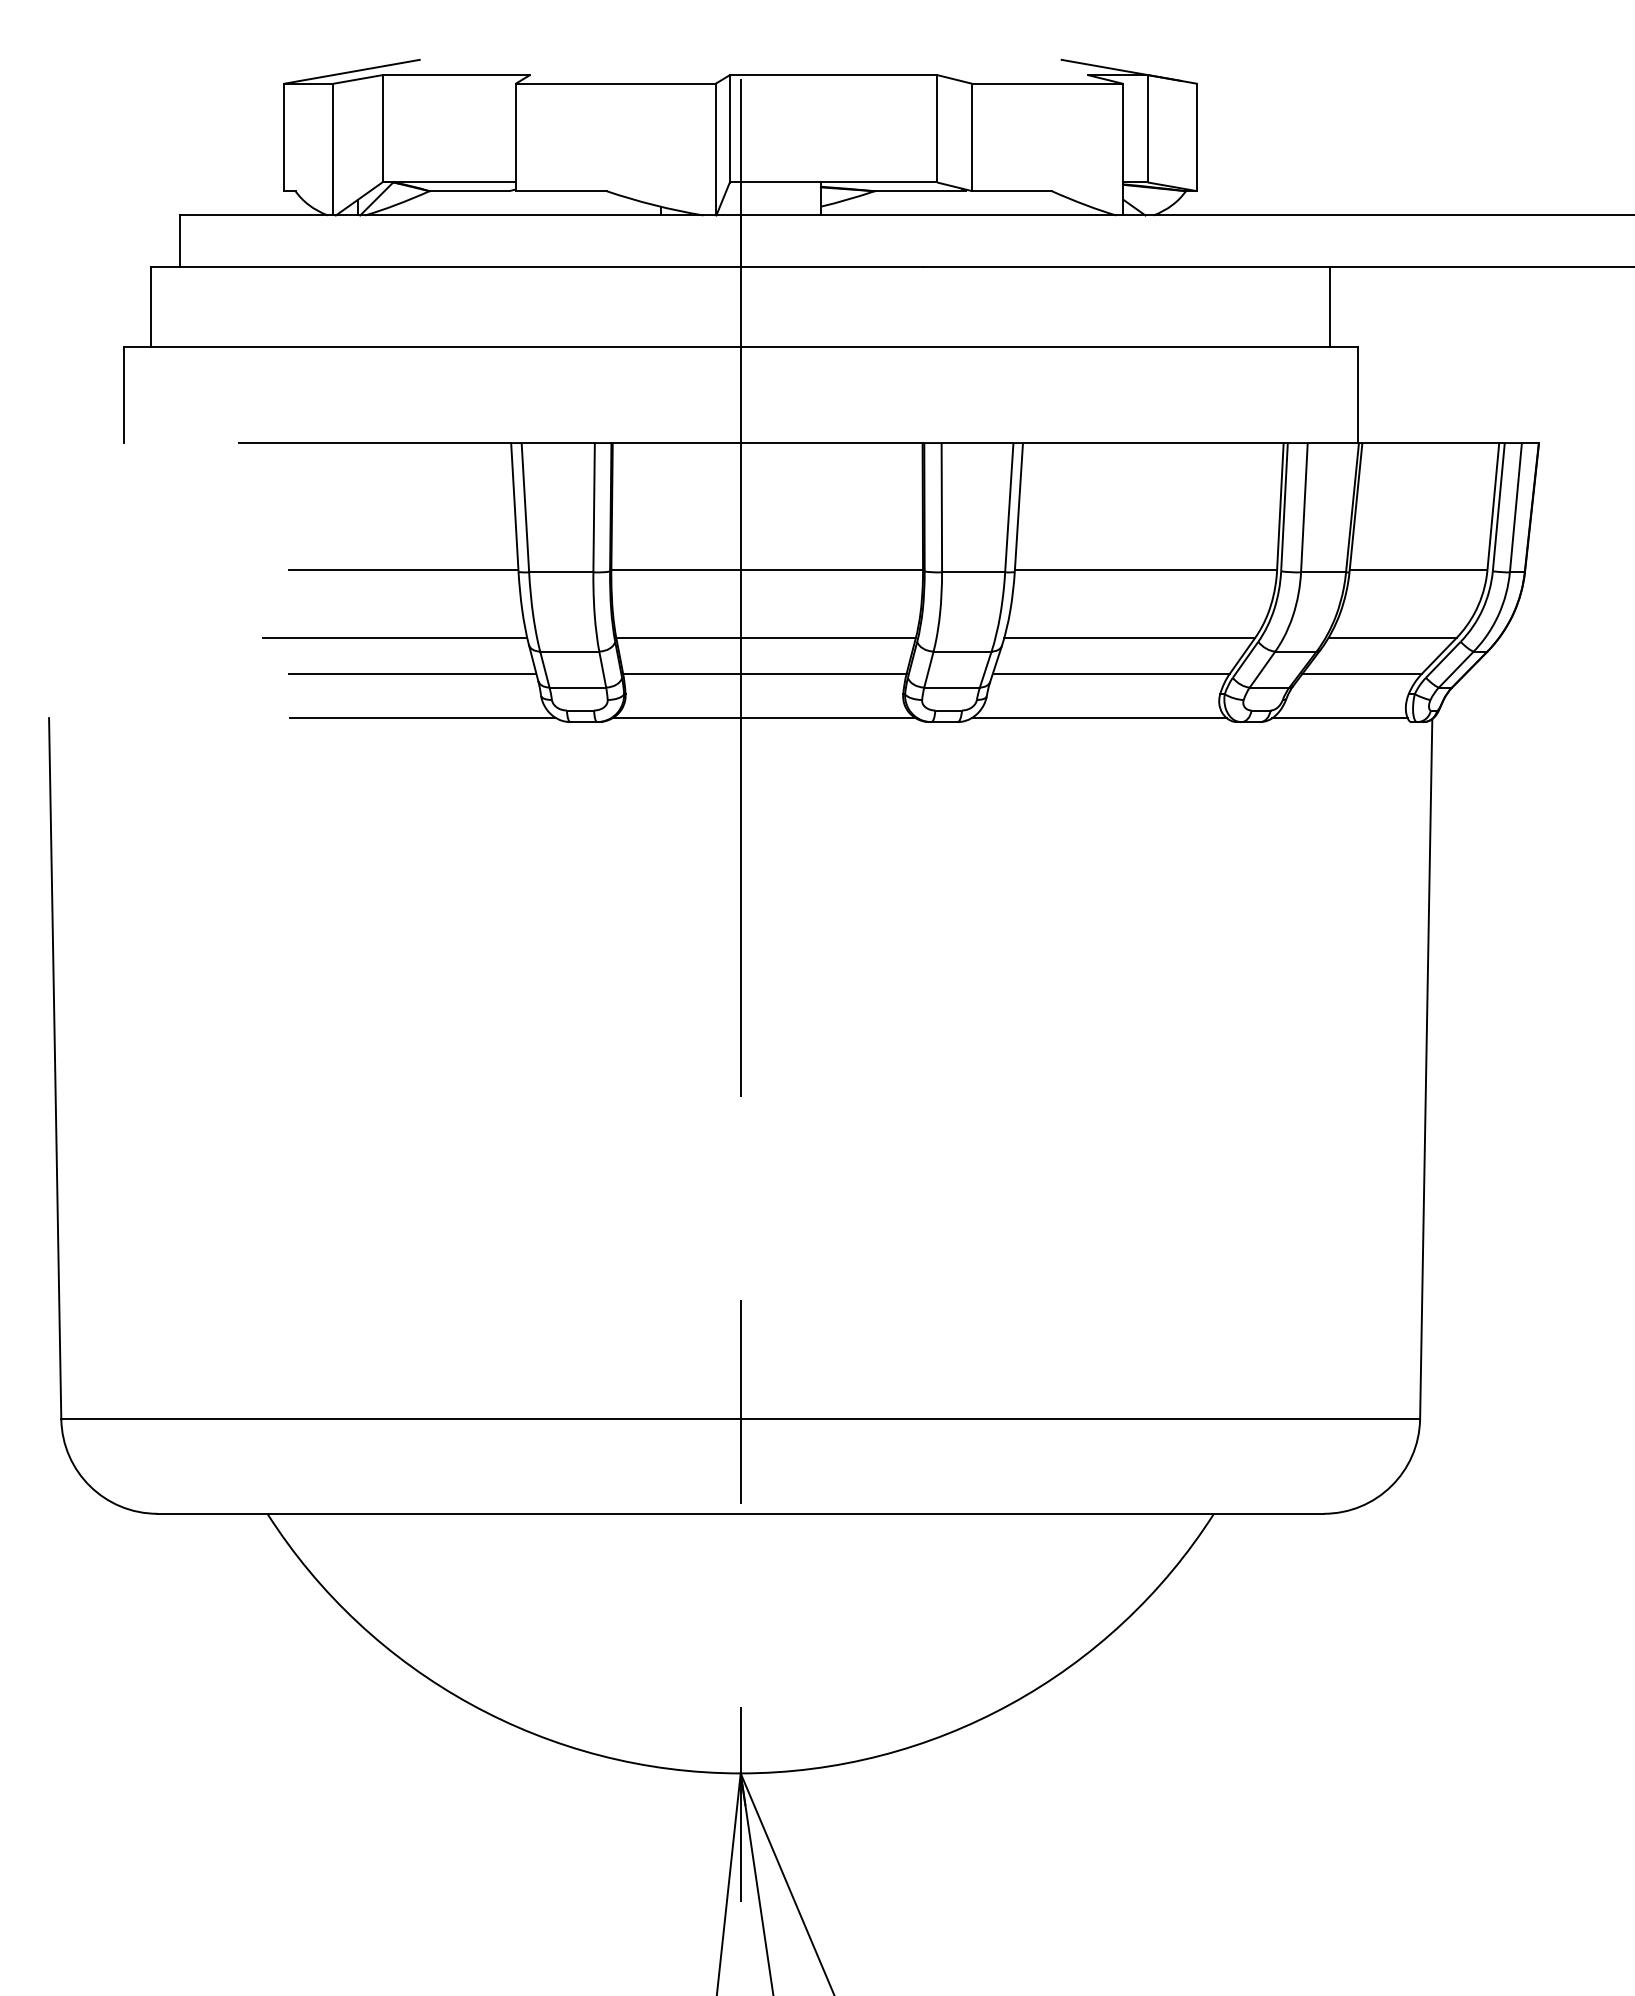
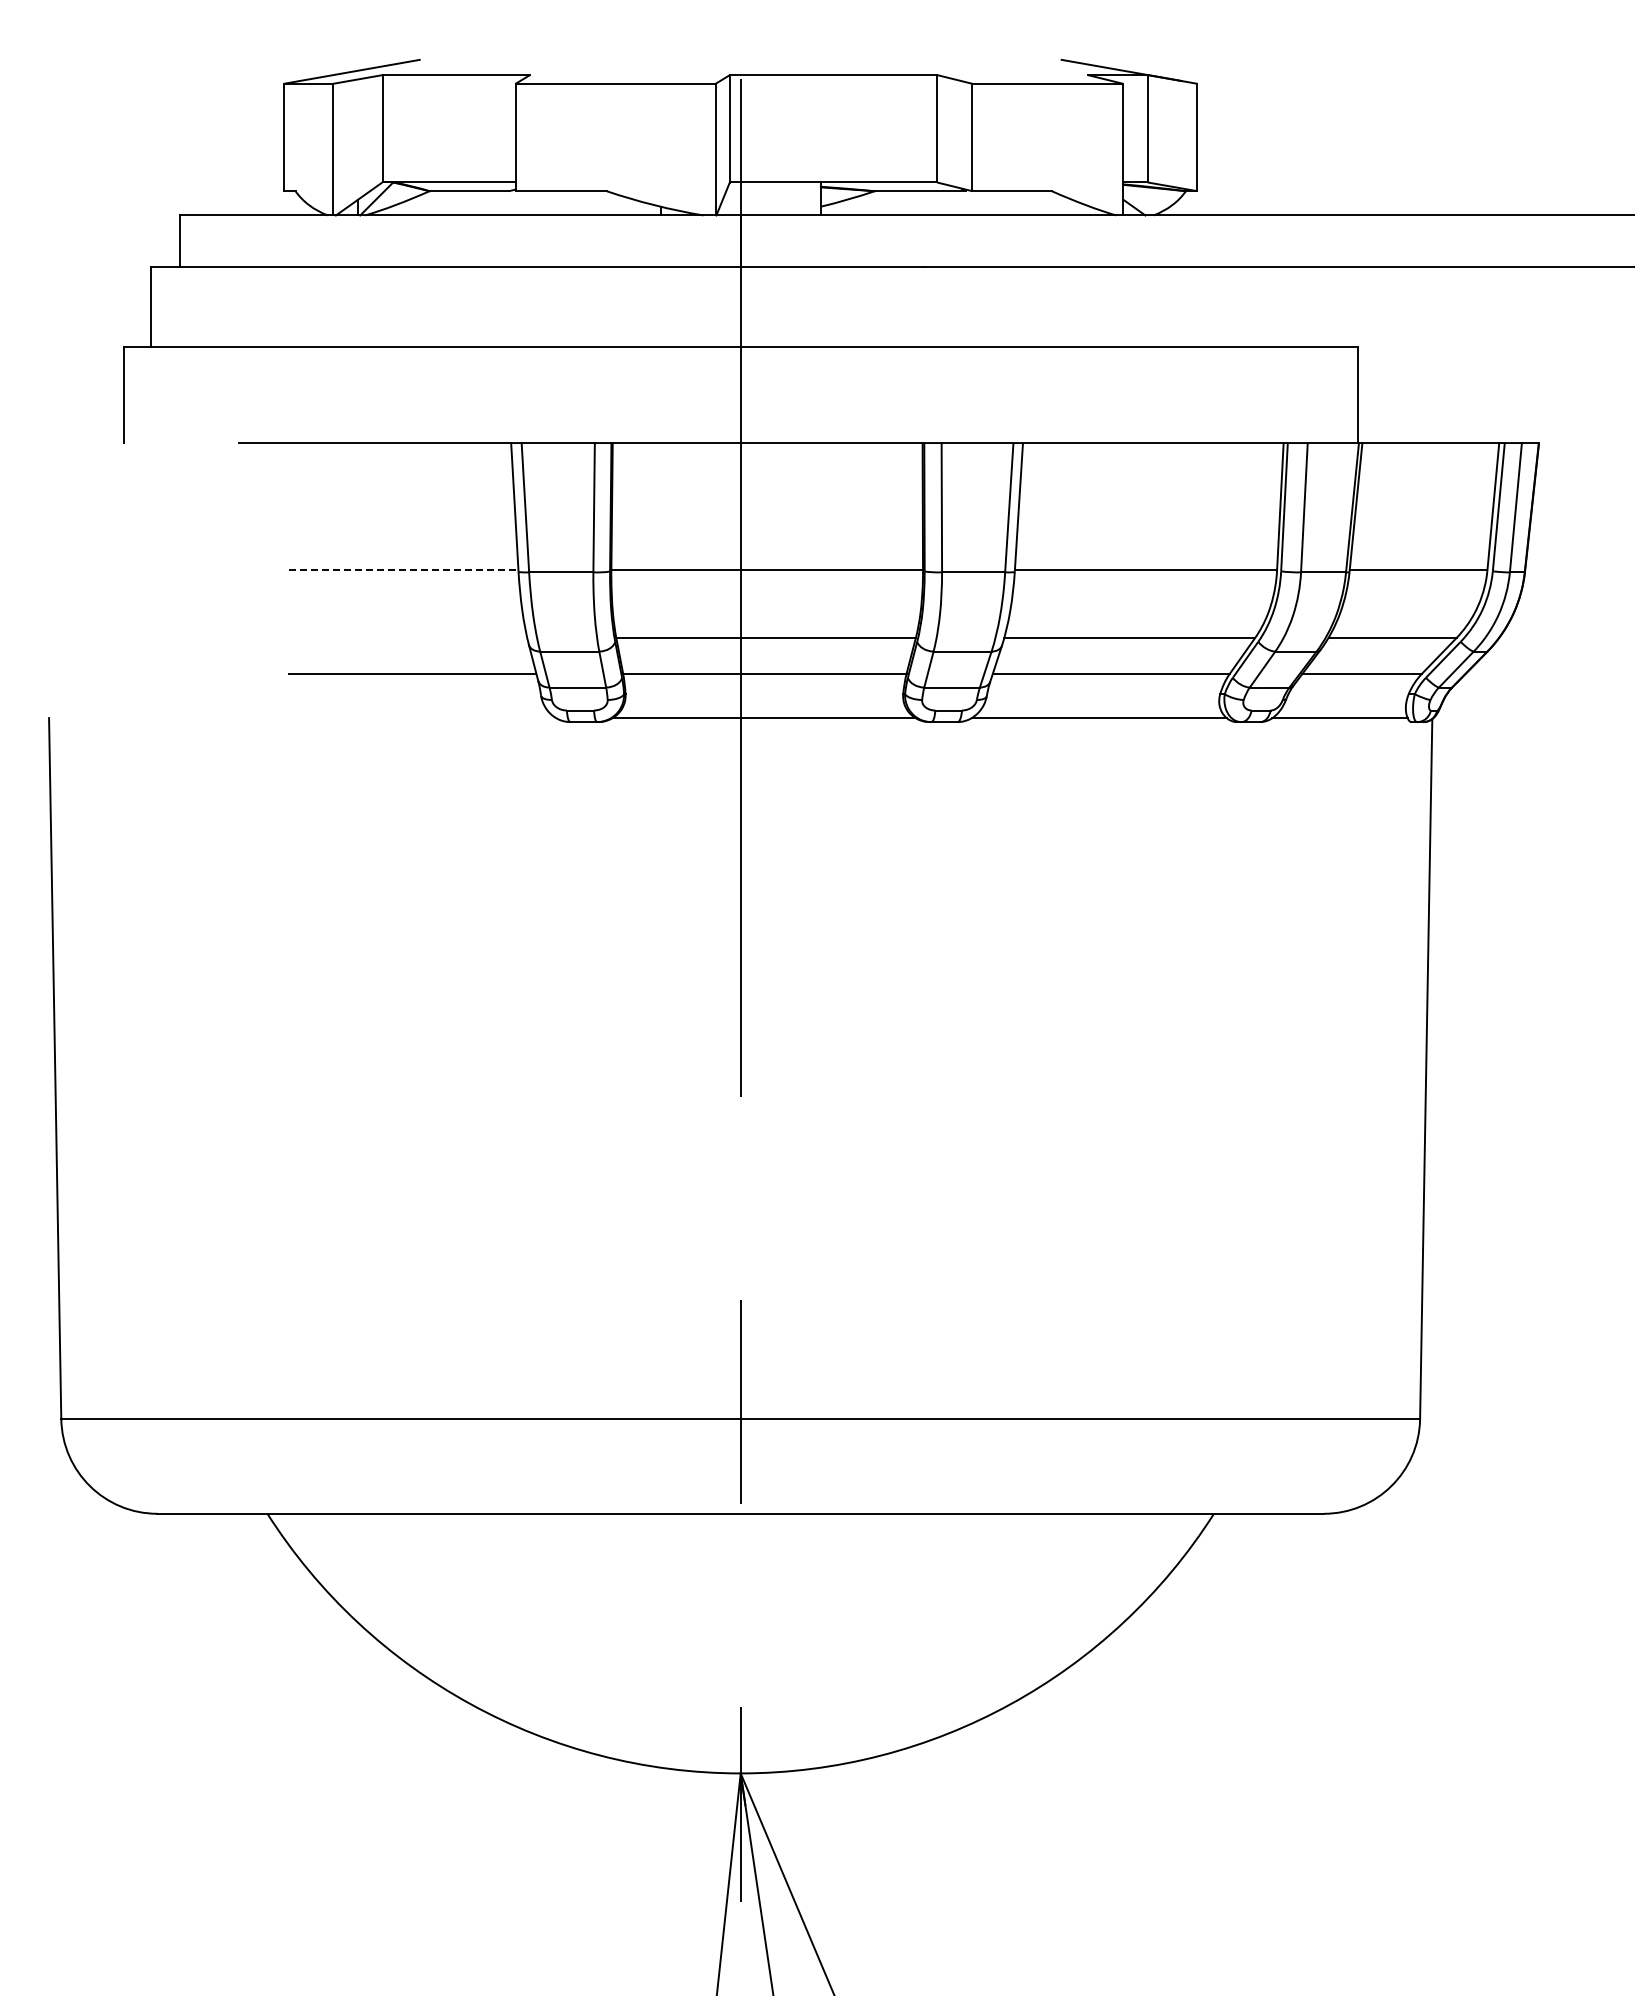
line: present -> none (1330, 306)
line: solid -> dashed (403, 570)
line: present -> none (395, 637)
line: present -> none (422, 718)
